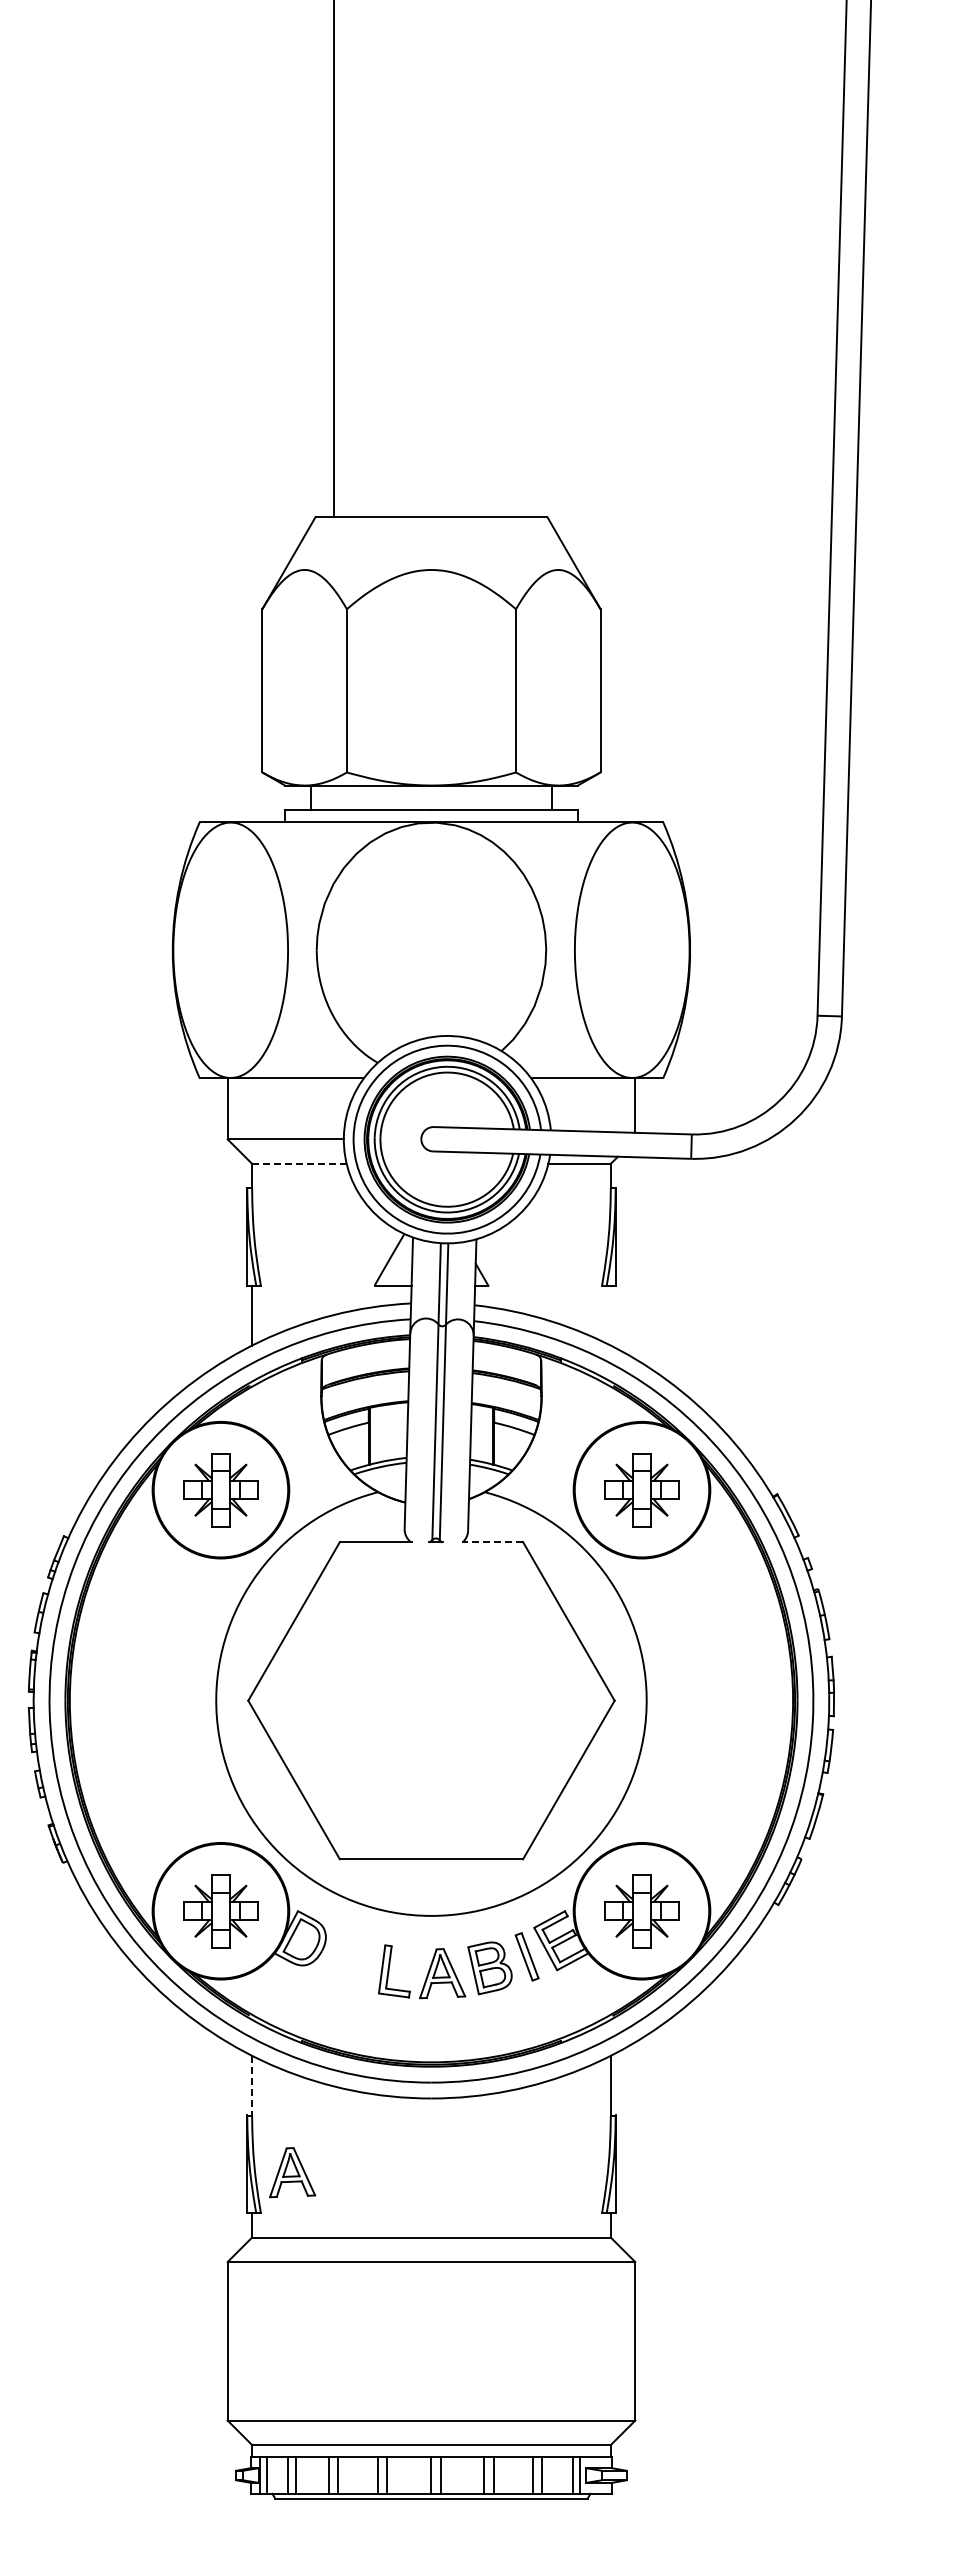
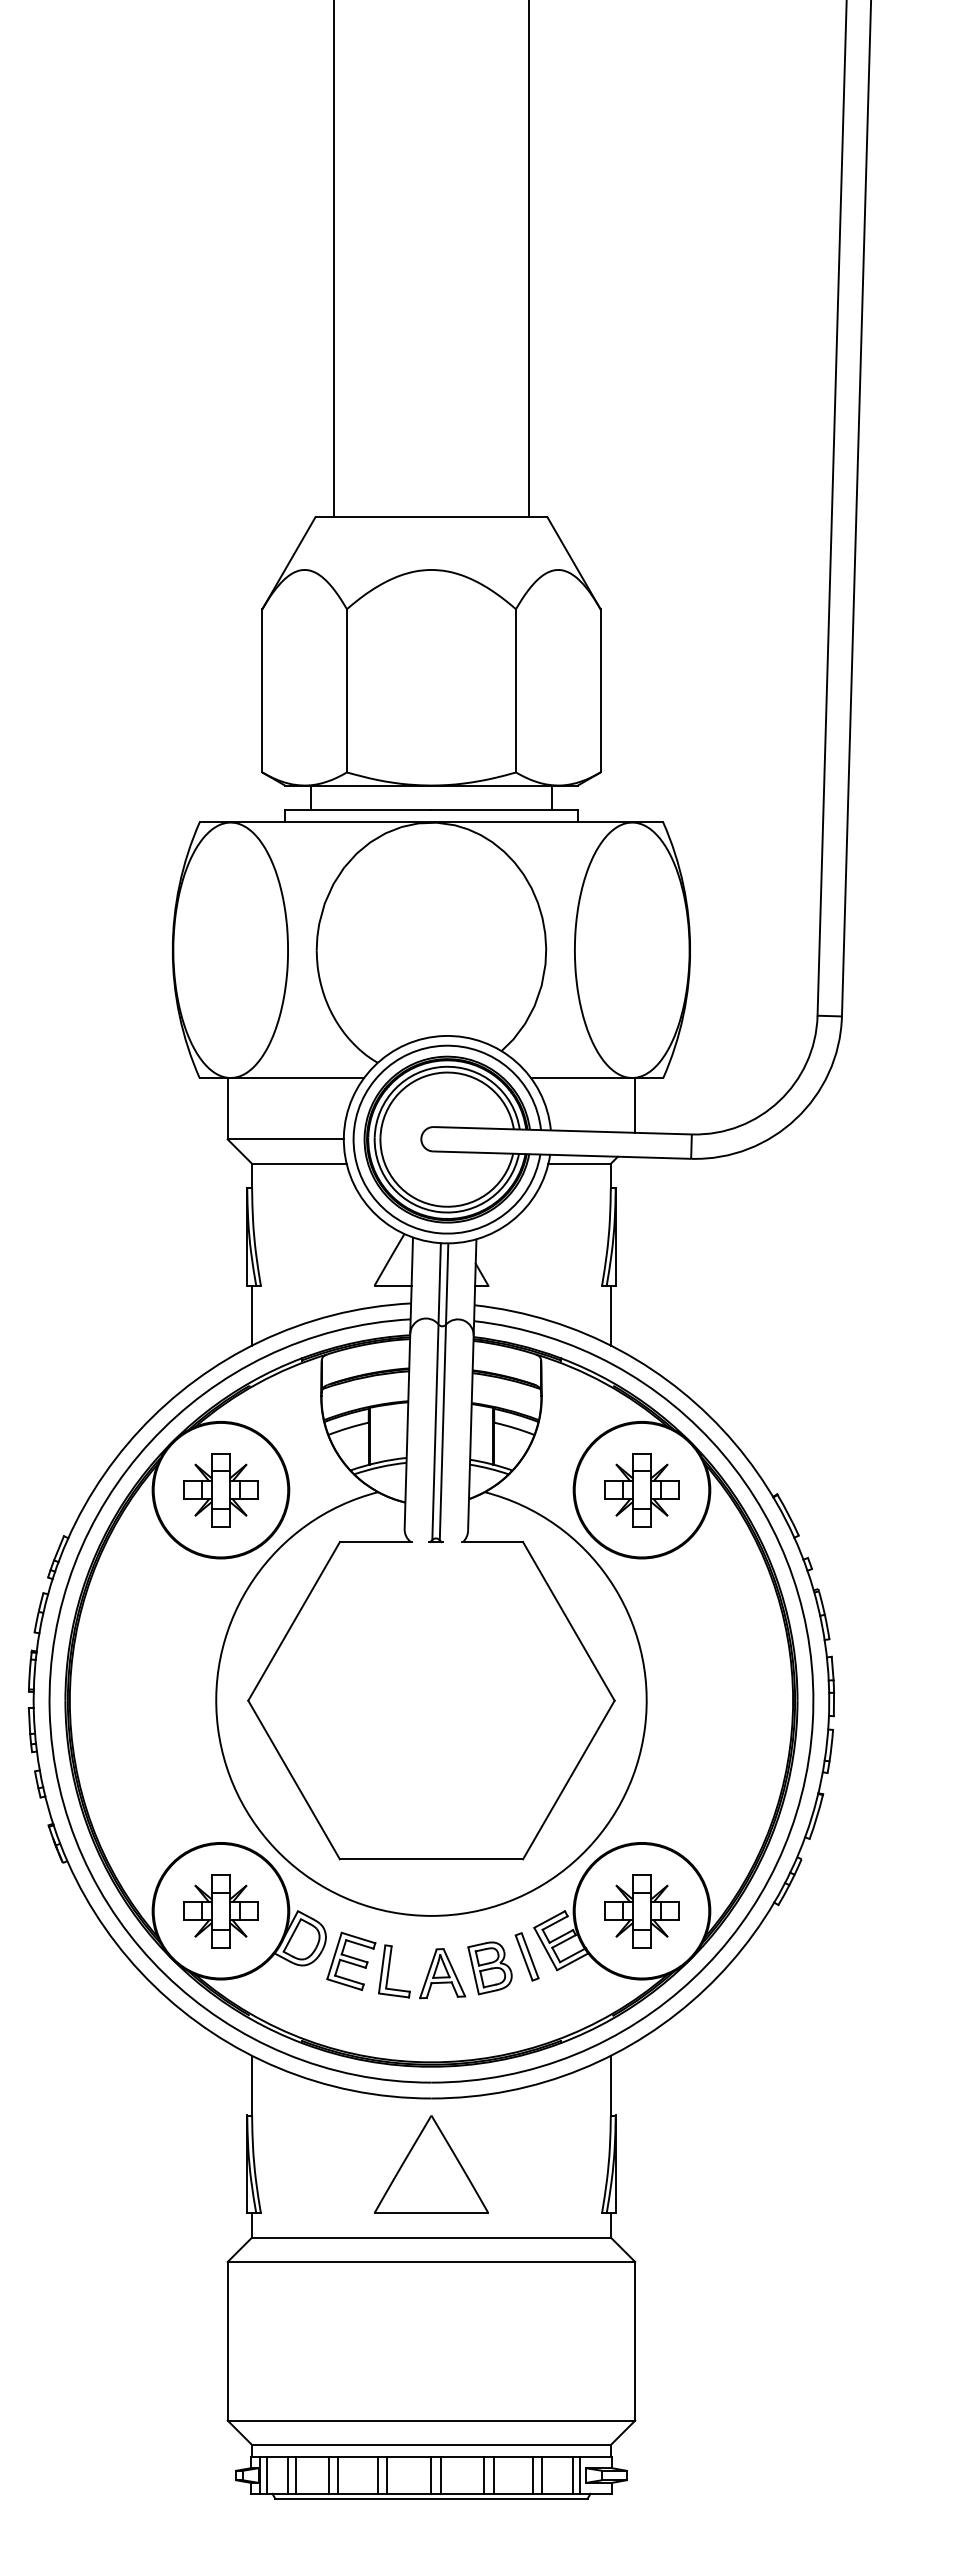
line: none -> present (529, 259)
line: dashed -> solid (299, 1163)
line: none -> present (610, 1315)
line: dashed -> solid (492, 1542)
part: none -> present (351, 1960)
line: dashed -> solid (252, 2085)
part: none -> present (431, 2164)
part: present -> none (292, 2172)
